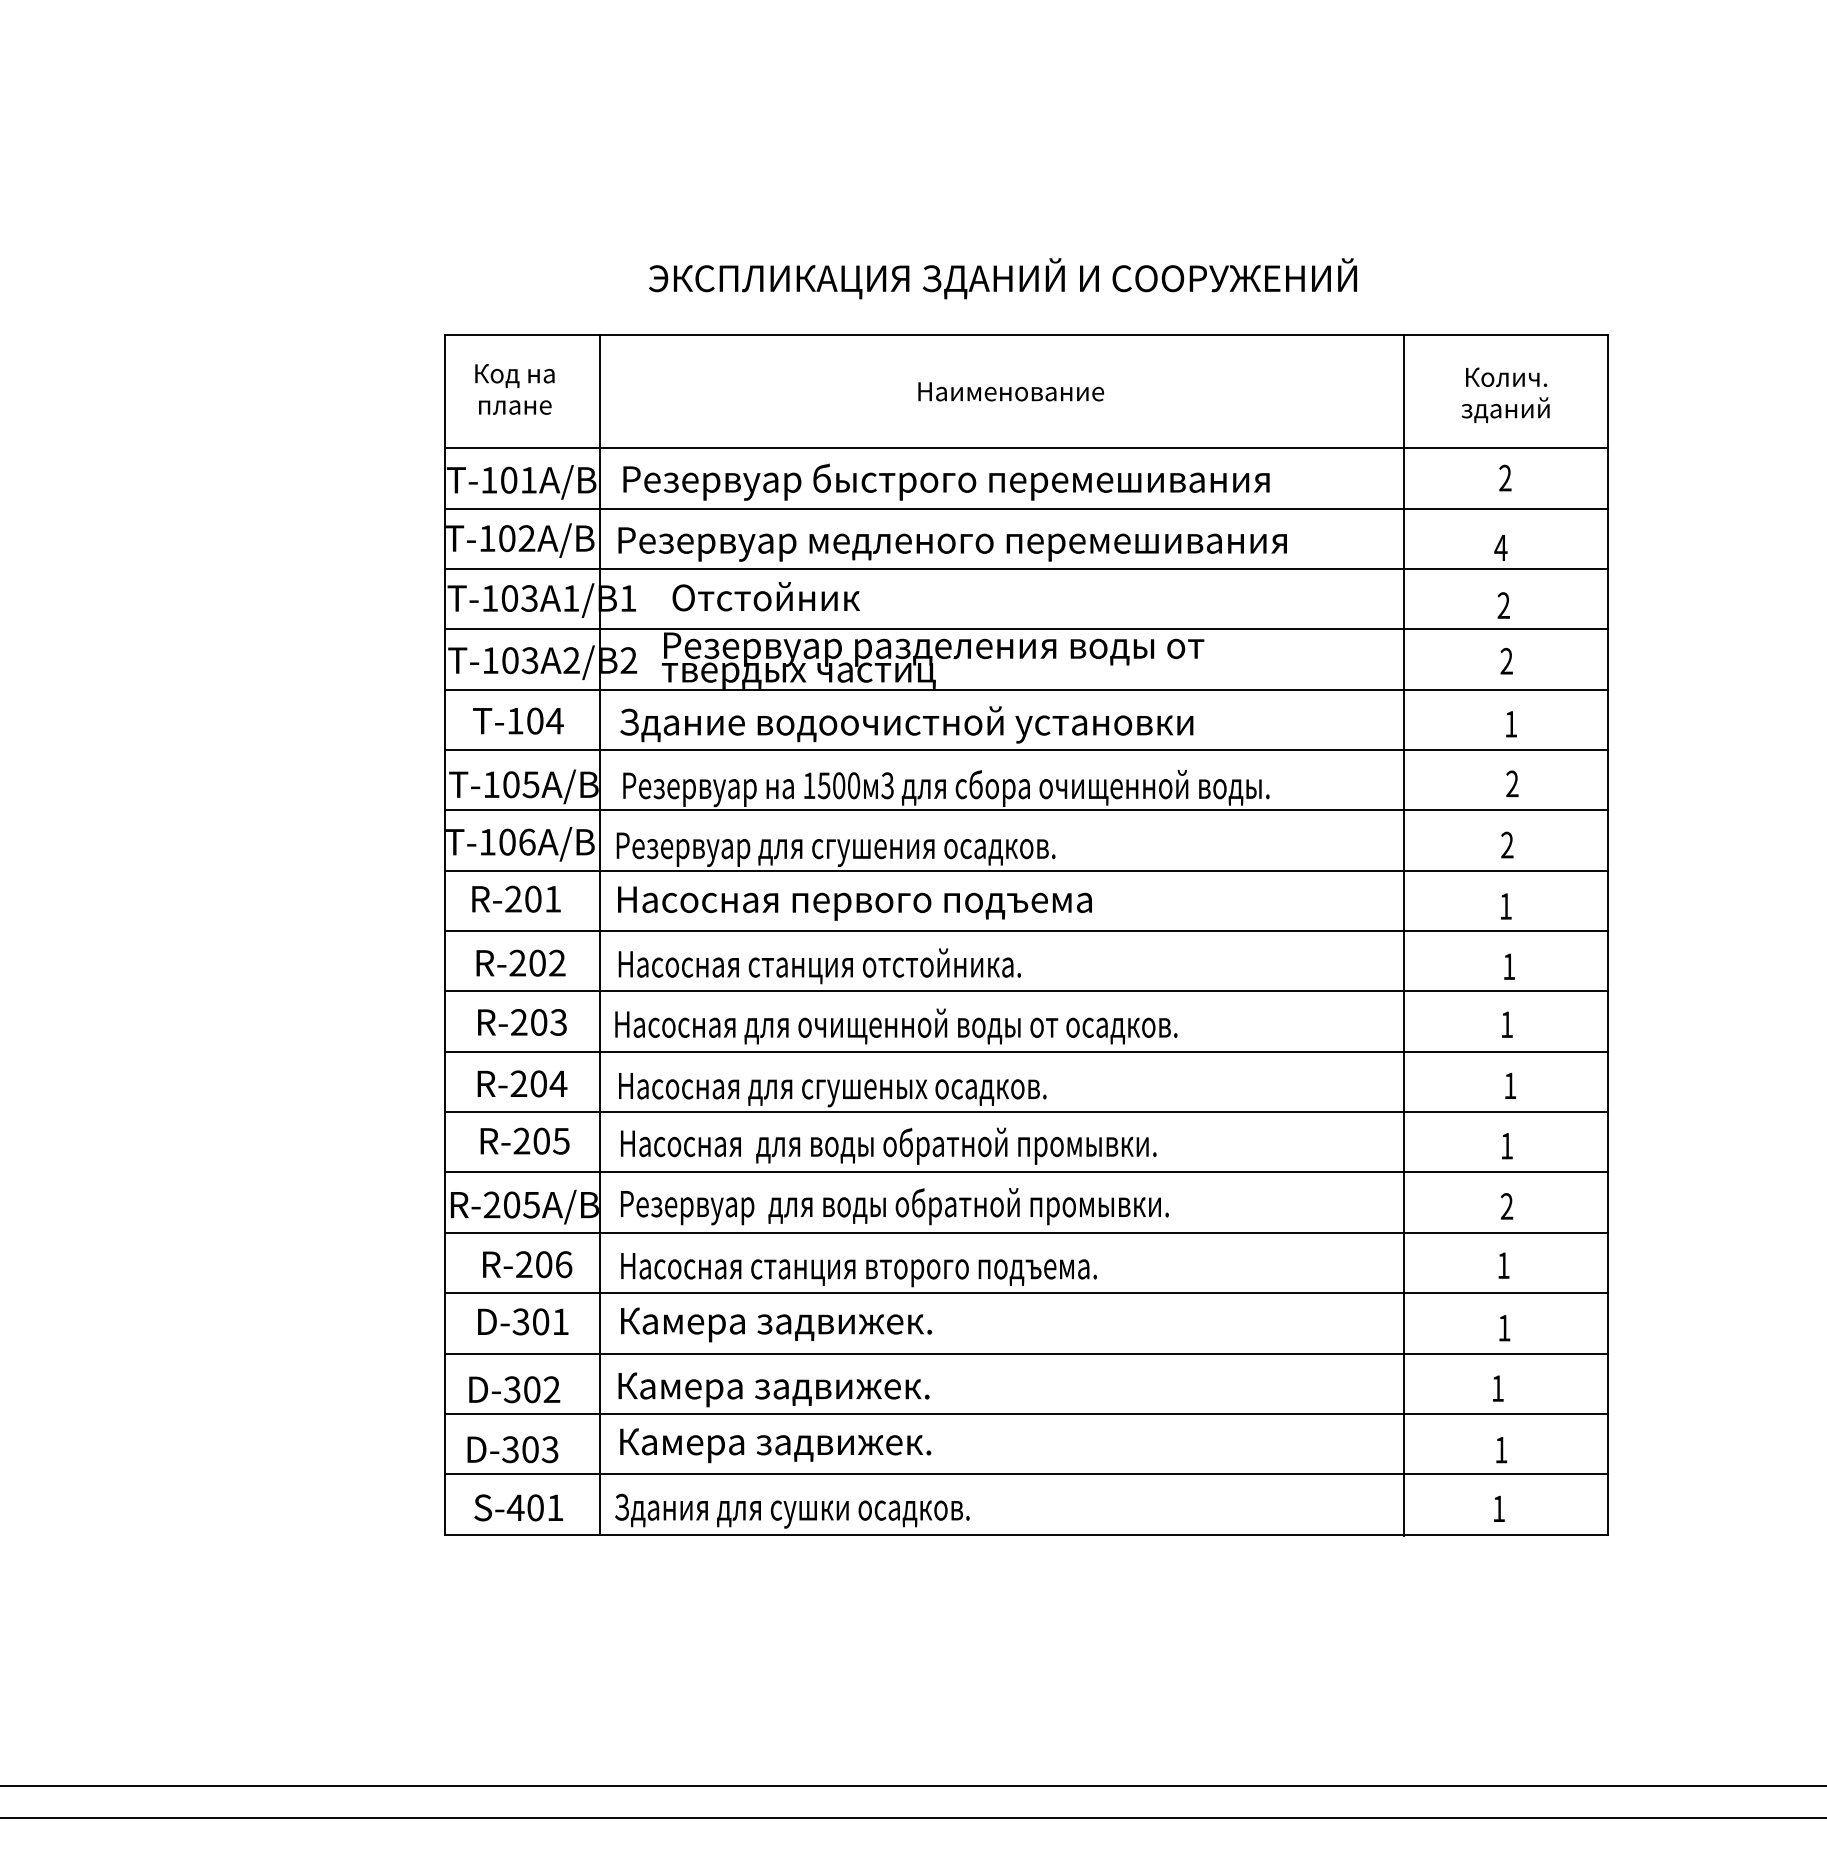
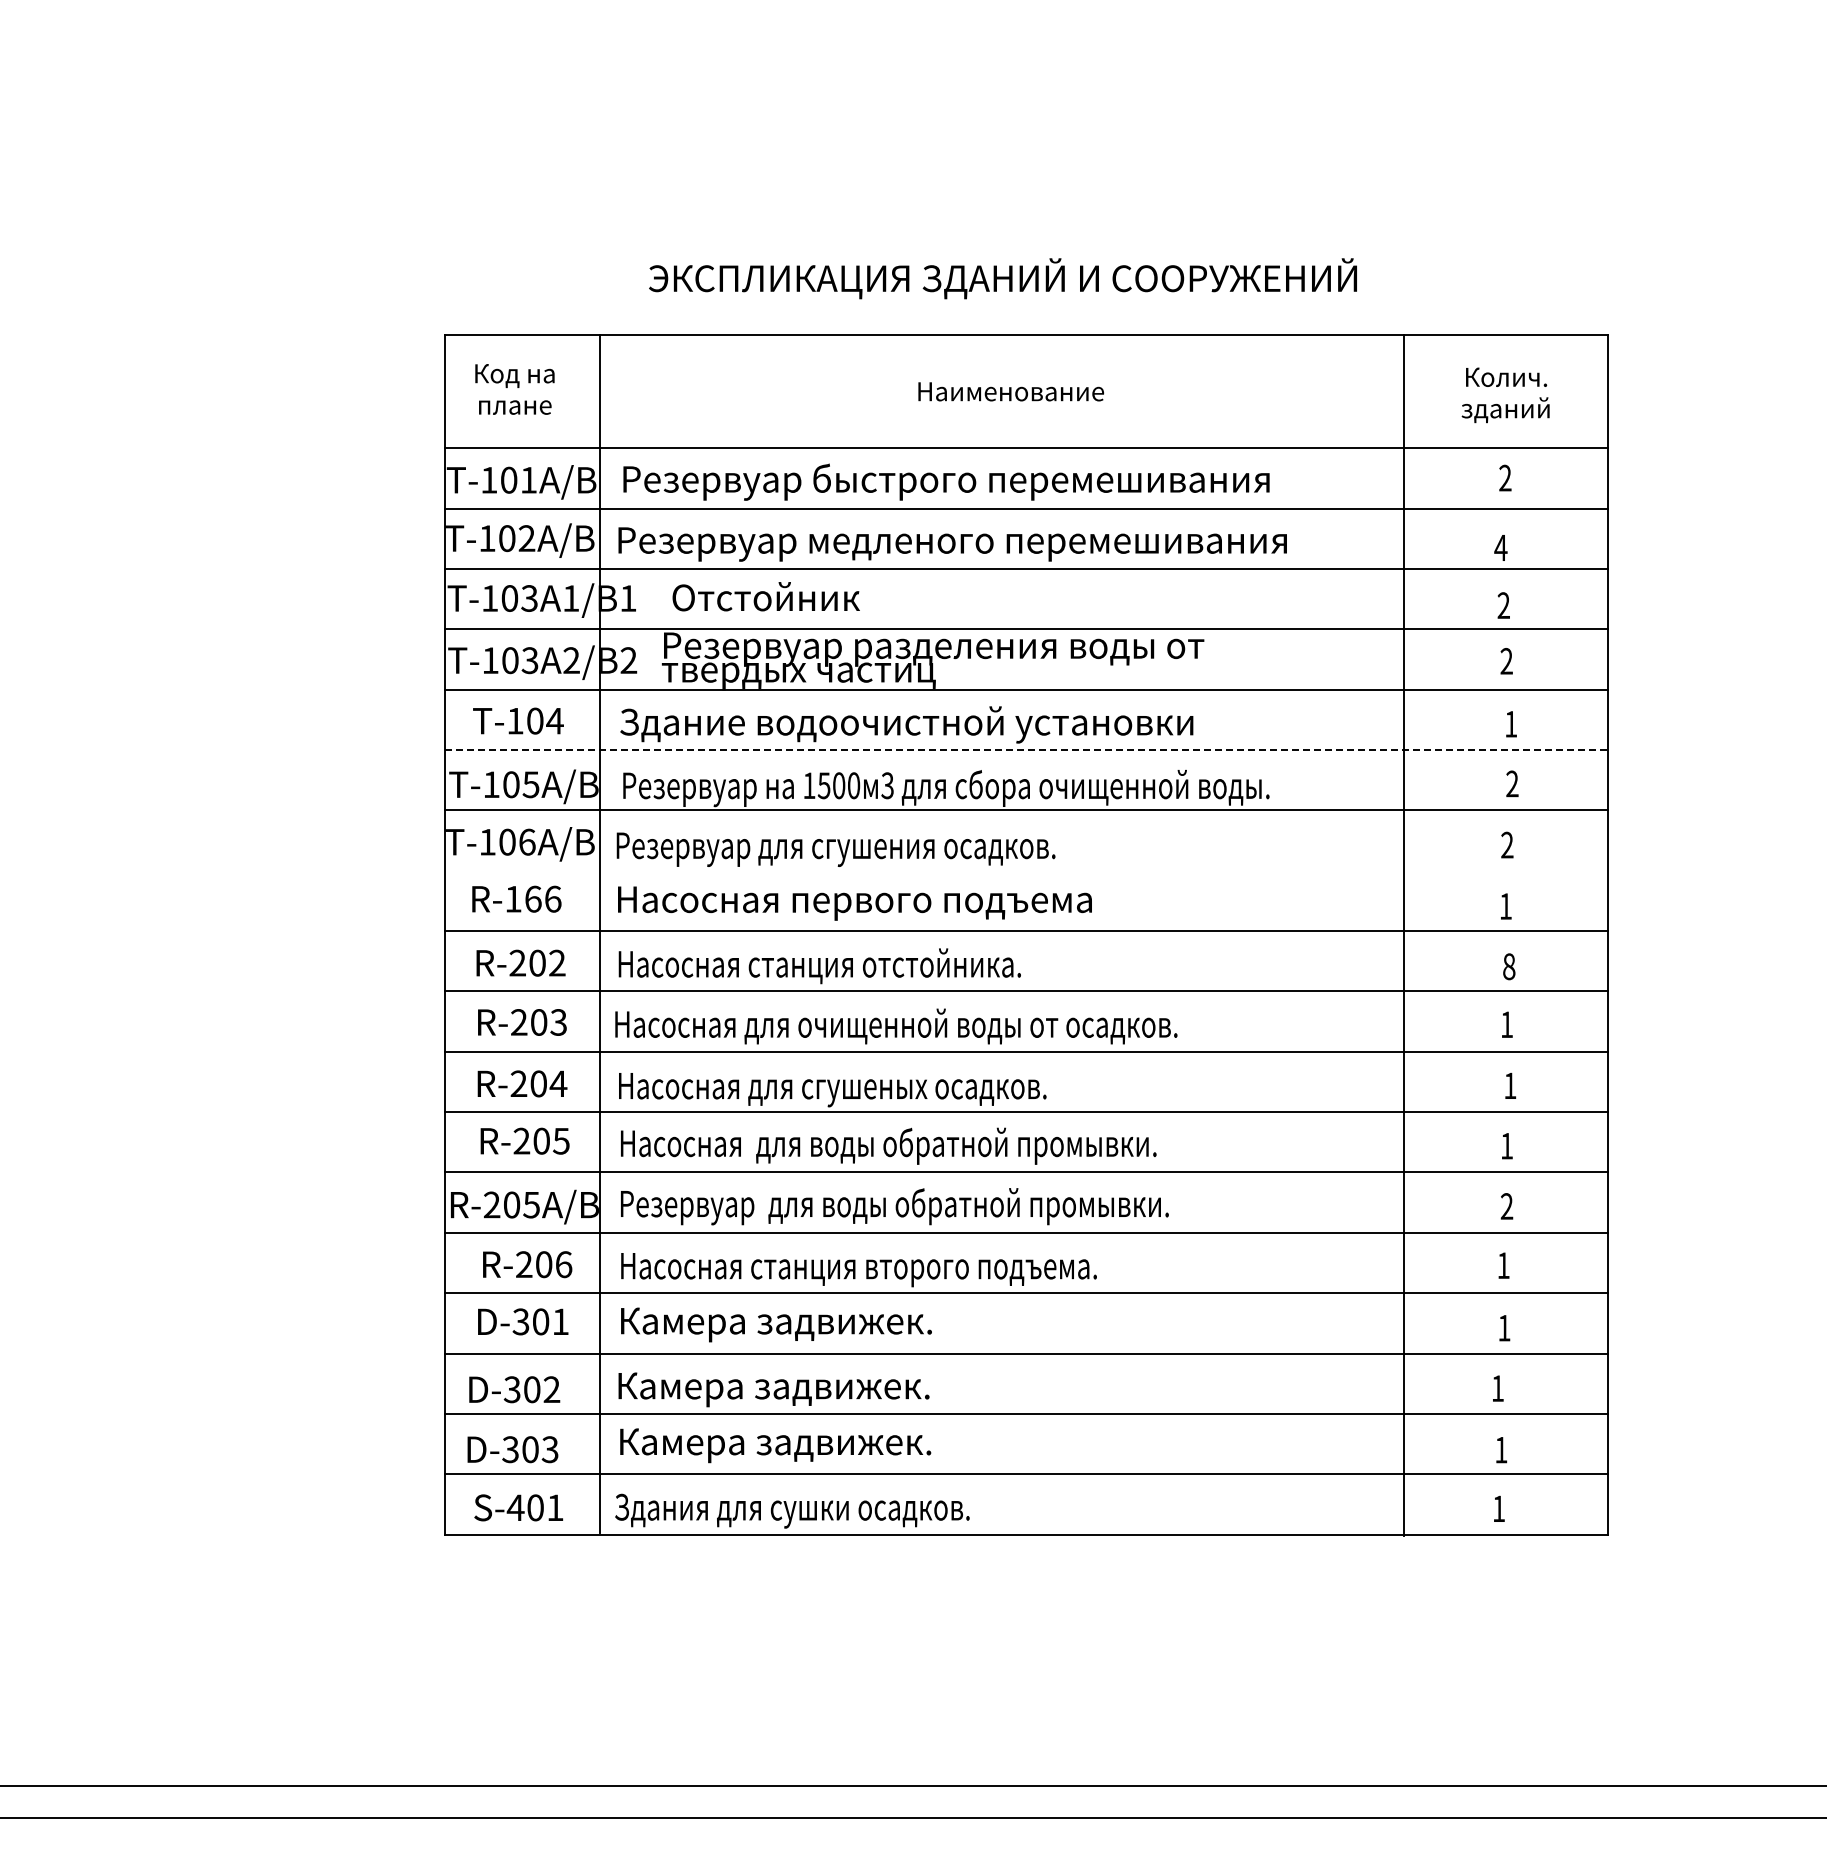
line: solid -> dashed (1026, 750)
line: present -> none (1025, 870)
text: R-201 -> R-166 (533, 898)
text: 1 -> 8 (1509, 966)
